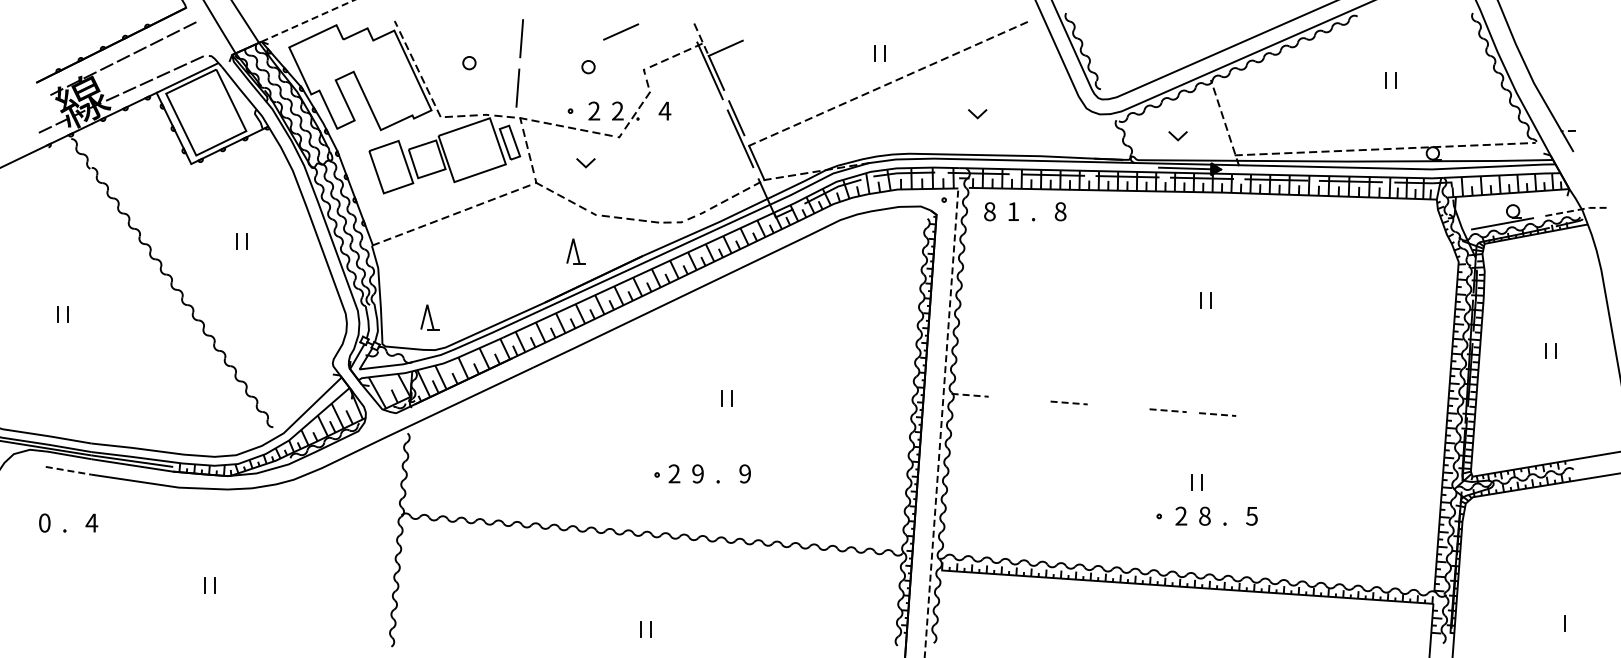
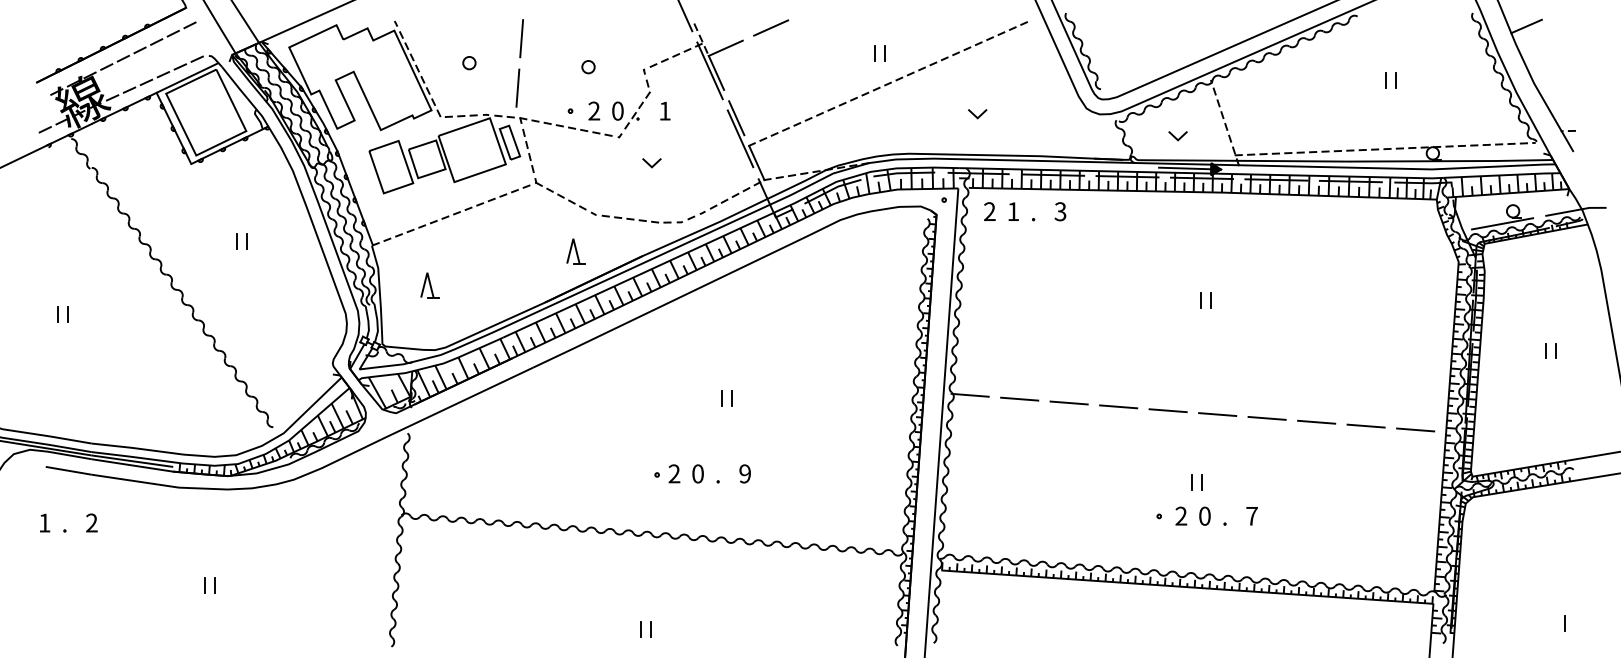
line: none -> present (685, 16)
line: dashed -> solid (308, 20)
line: none -> present (1526, 26)
line position: (621, 31) -> (771, 27) (771, 27)
text: 2 -> 0 (617, 110)
text: 4 -> 1 (664, 110)
line position: (584, 164) -> (650, 164) (650, 164)
line: dashed -> solid (1576, 210)
text: 8 -> 2 (989, 211)
text: 8 -> 3 (1060, 211)
part position: (429, 317) -> (429, 285) (429, 285)
line: dashed -> solid (970, 395)
line: none -> present (1019, 398)
line: dashed -> solid (1069, 403)
line: none -> present (1118, 406)
line: dashed -> solid (1168, 410)
line: dashed -> solid (1217, 414)
line: none -> present (1266, 417)
line: none -> present (1316, 421)
line: dashed -> solid (941, 422)
line: none -> present (1365, 425)
line: none -> present (1415, 429)
line: dashed -> solid (69, 470)
text: 9 -> 0 (697, 473)
text: 8 -> 0 (1204, 516)
text: 5 -> 7 (1251, 516)
text: 0 -> 1 (44, 522)
text: 4 -> 2 (91, 522)
